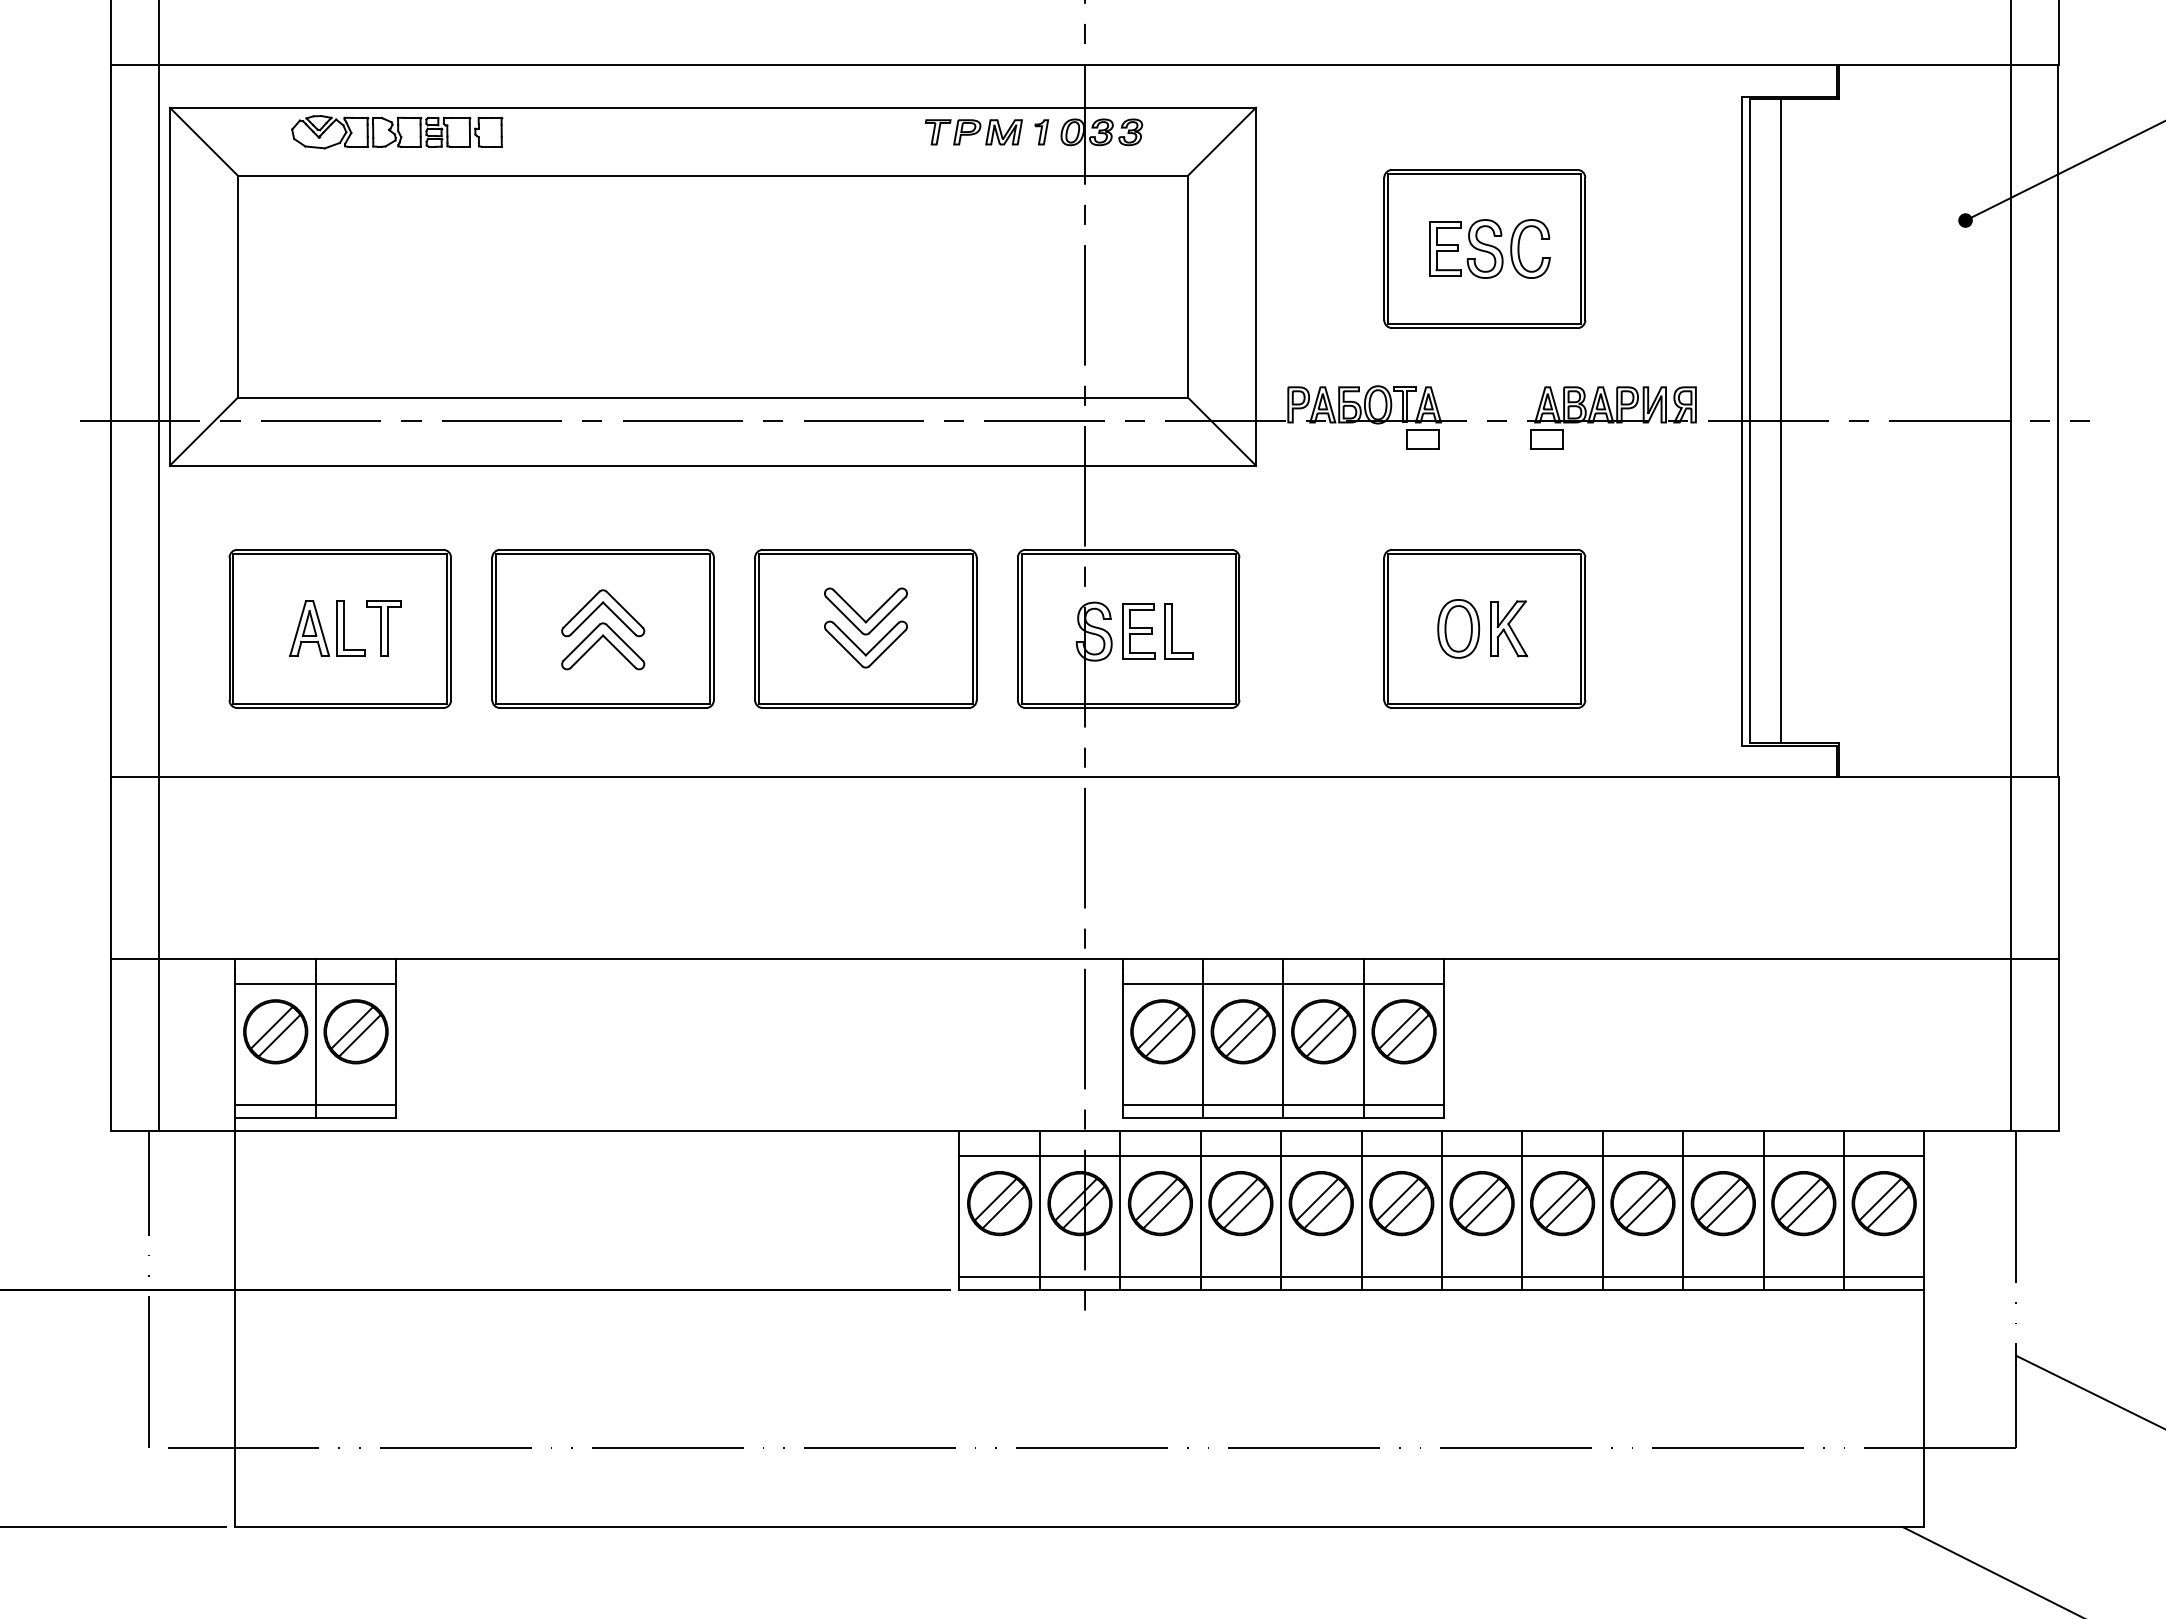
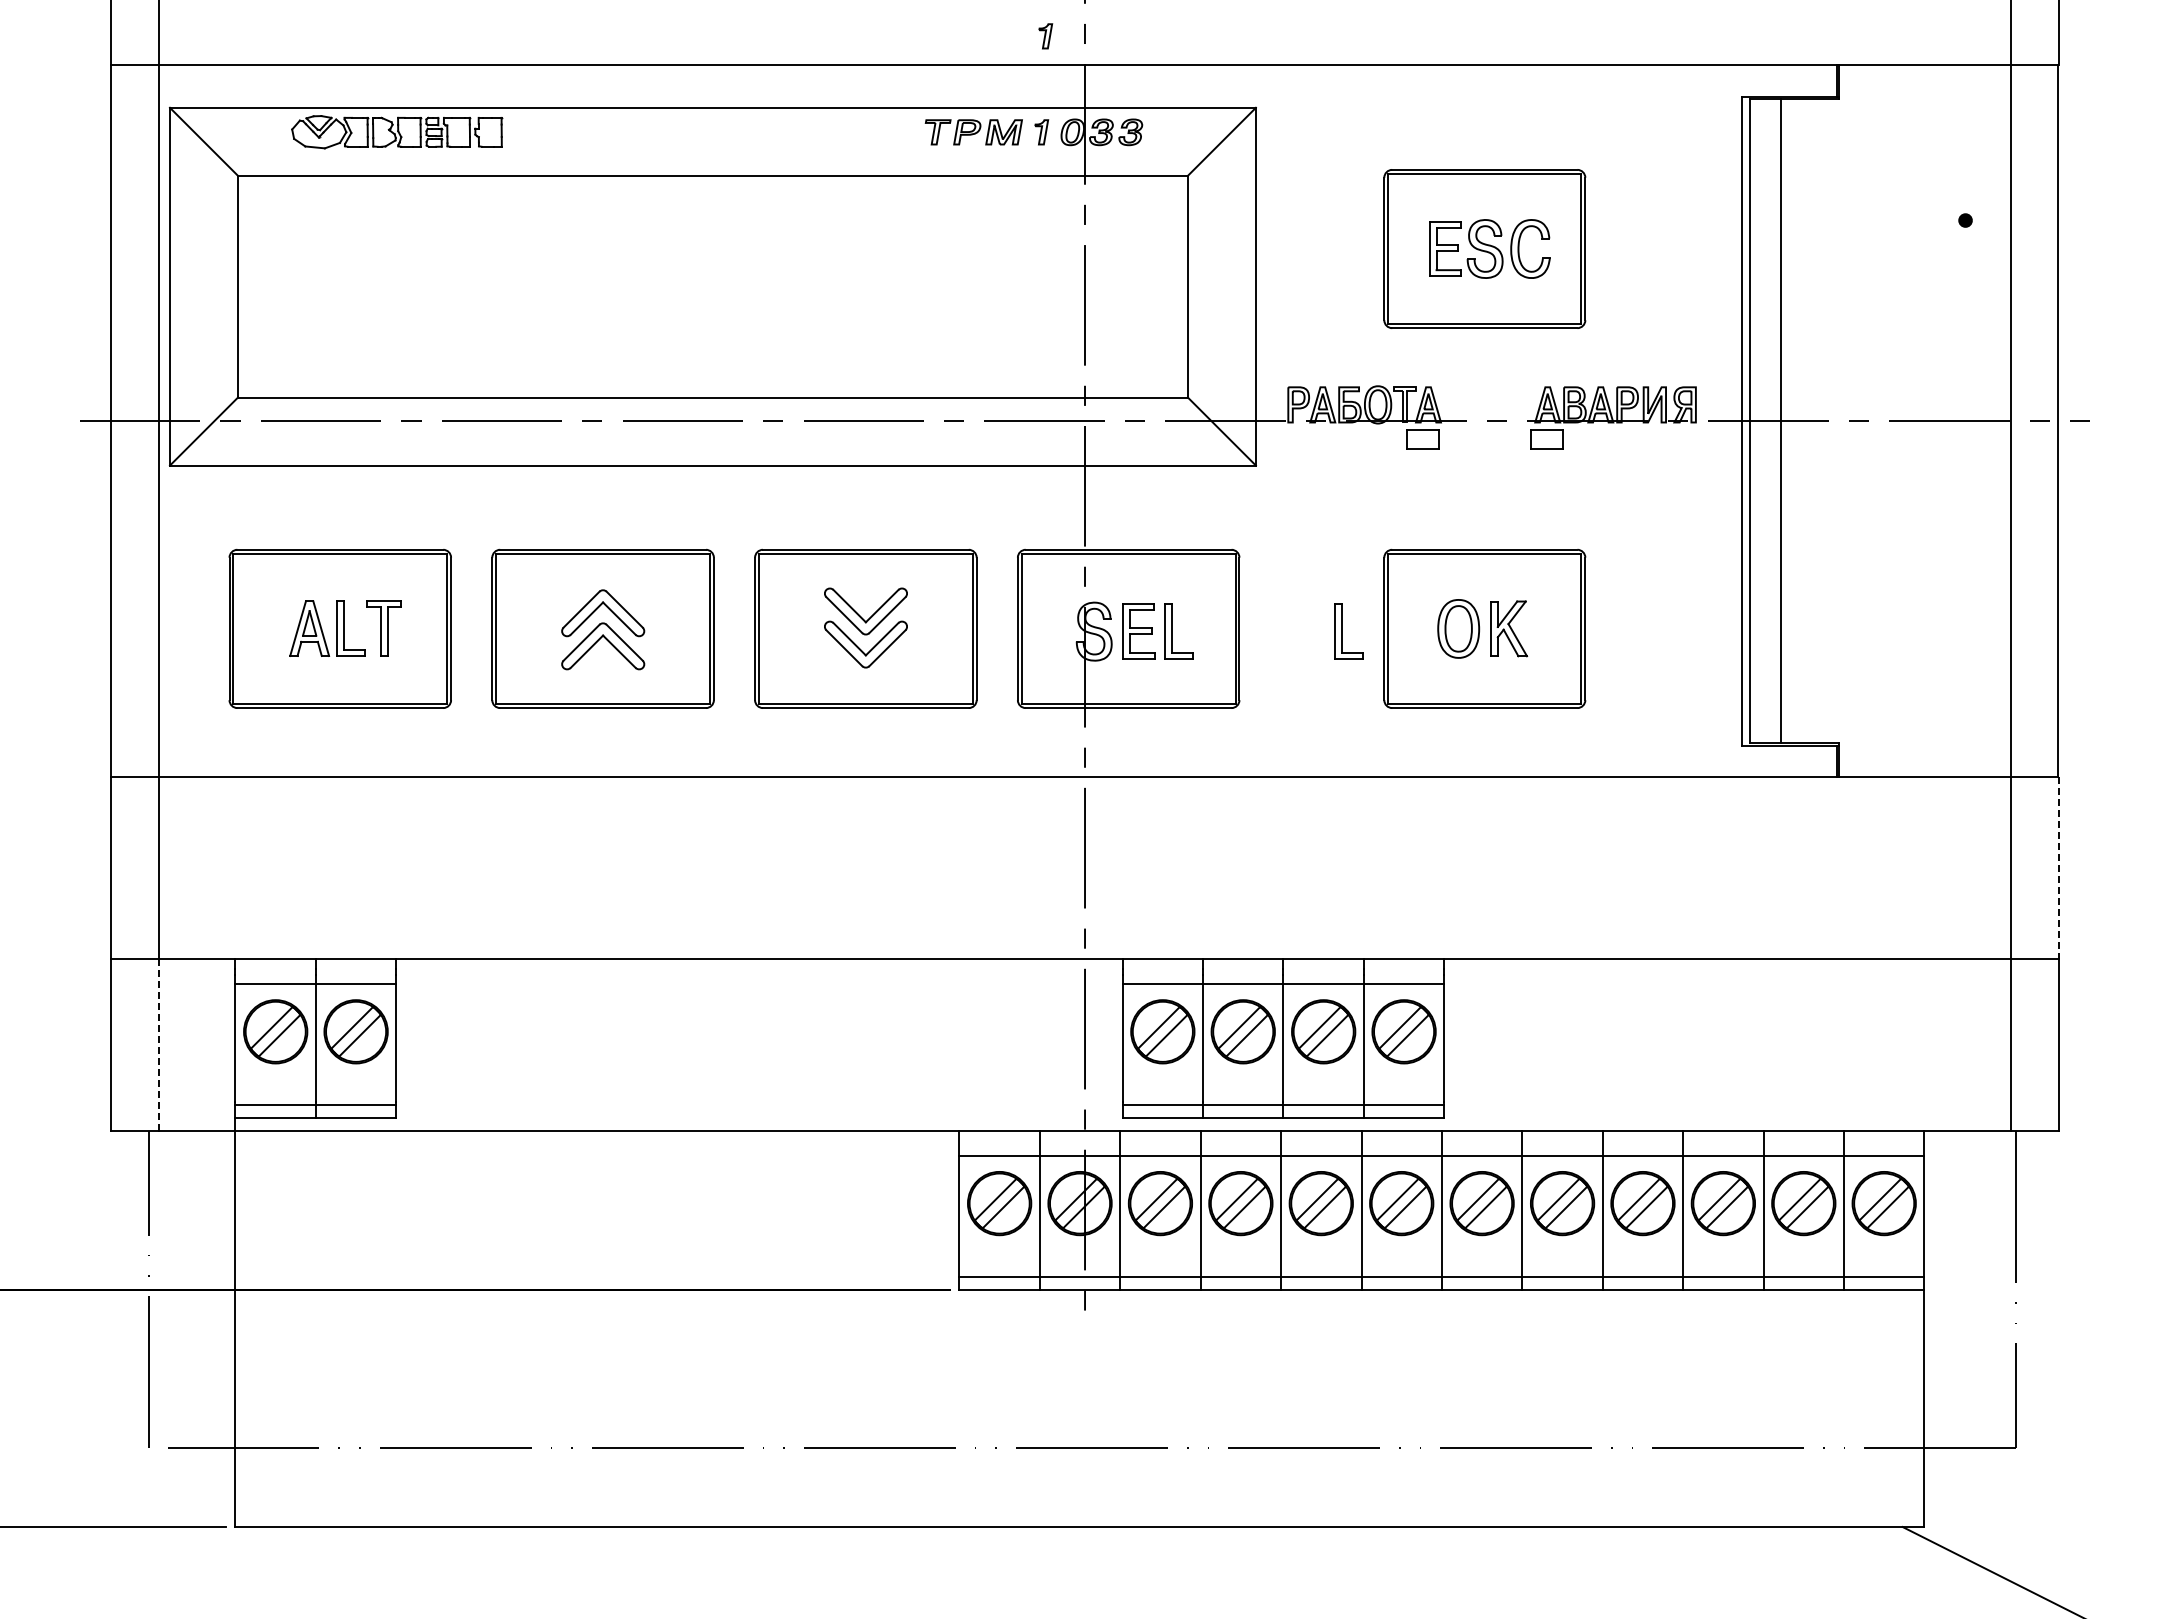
part: none -> present (1045, 36)
line: present -> none (2063, 171)
part: none -> present (1348, 631)
line: solid -> dashed (2058, 868)
line: solid -> dashed (158, 1045)
line: present -> none (2089, 1391)
